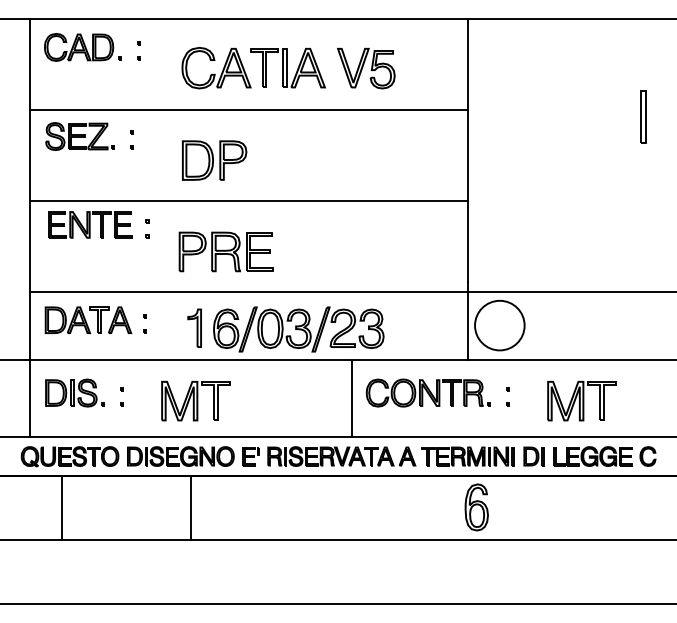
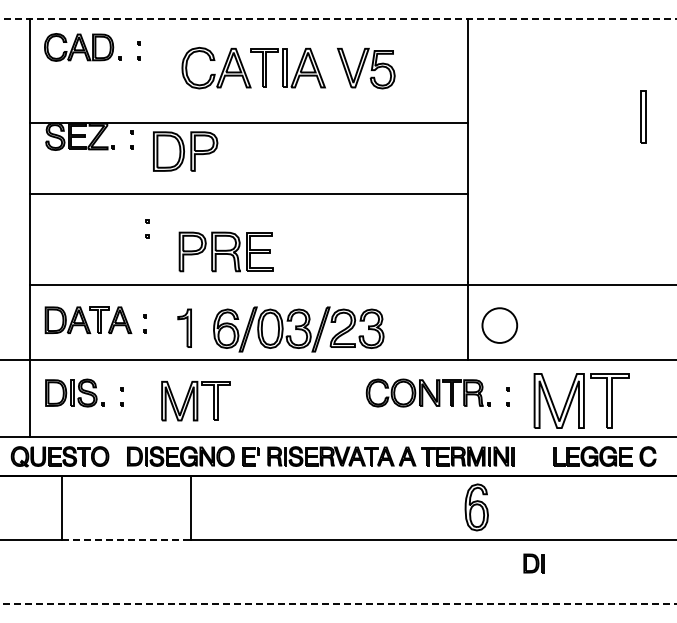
line: solid -> dashed (338, 18)
line position: (249, 109) -> (249, 122) (249, 122)
part position: (214, 160) -> (185, 151) (185, 151)
line position: (249, 200) -> (249, 193) (249, 193)
part: present -> none (90, 224)
line position: (351, 291) -> (351, 284) (351, 284)
circle diameter: 50 px -> 35 px (499, 325)
part position: (194, 327) -> (184, 327) (184, 327)
line: present -> none (352, 398)
part size: 70x41 px -> 97x56 px (581, 400)
part position: (69, 456) -> (59, 456) (59, 456)
part position: (533, 456) -> (533, 563) (533, 563)
line: solid -> dashed (127, 539)
line: solid -> dashed (338, 604)
